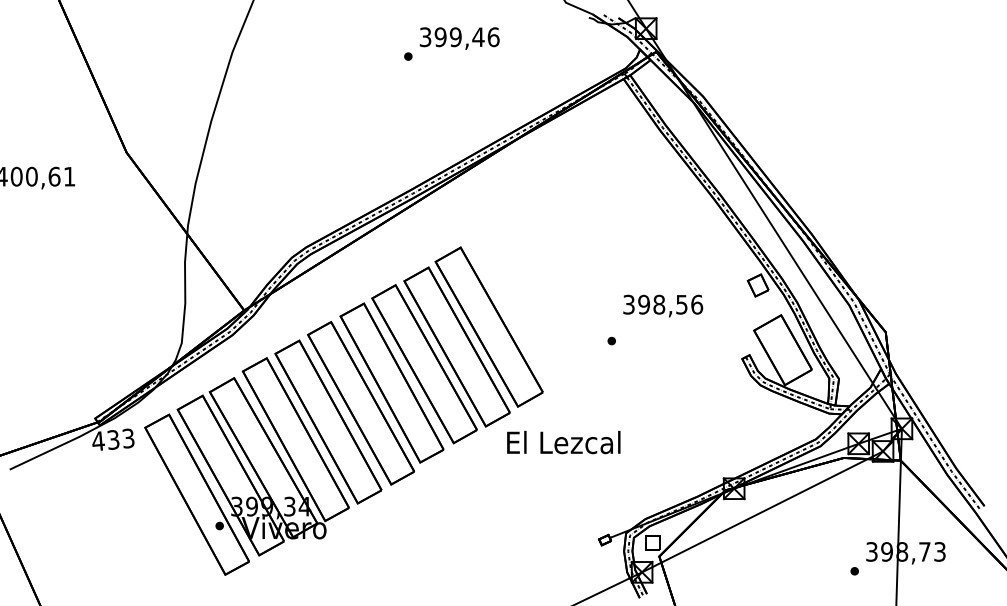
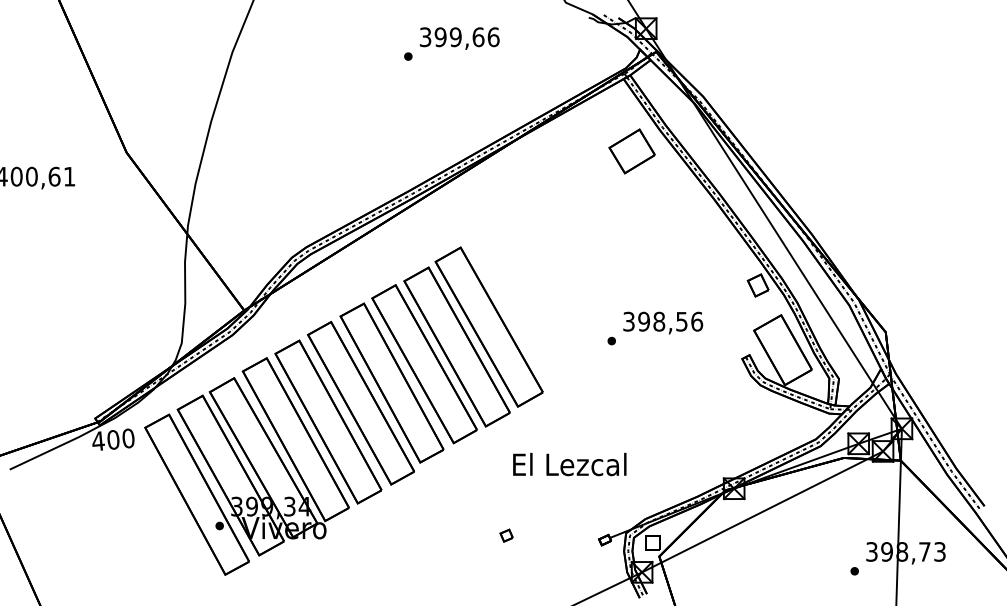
text: 399,46 -> 399,66 (478, 37)
part: none -> present (631, 151)
text position: (663, 305) -> (663, 322) (663, 322)
text: 433 -> 400 (120, 438)
text position: (563, 442) -> (569, 464) (569, 464)
part: none -> present (506, 535)
